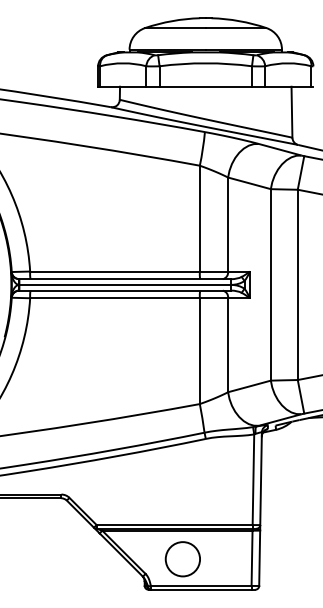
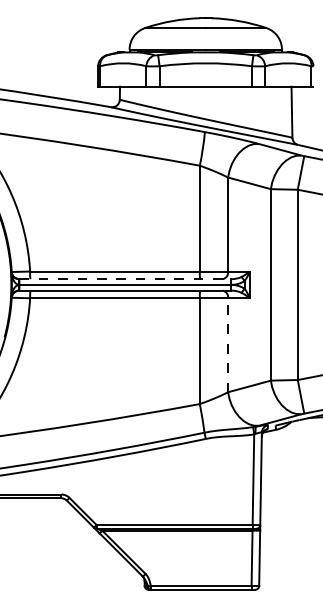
line: solid -> dashed (125, 279)
line: solid -> dashed (228, 344)
circle: present -> none (182, 559)
